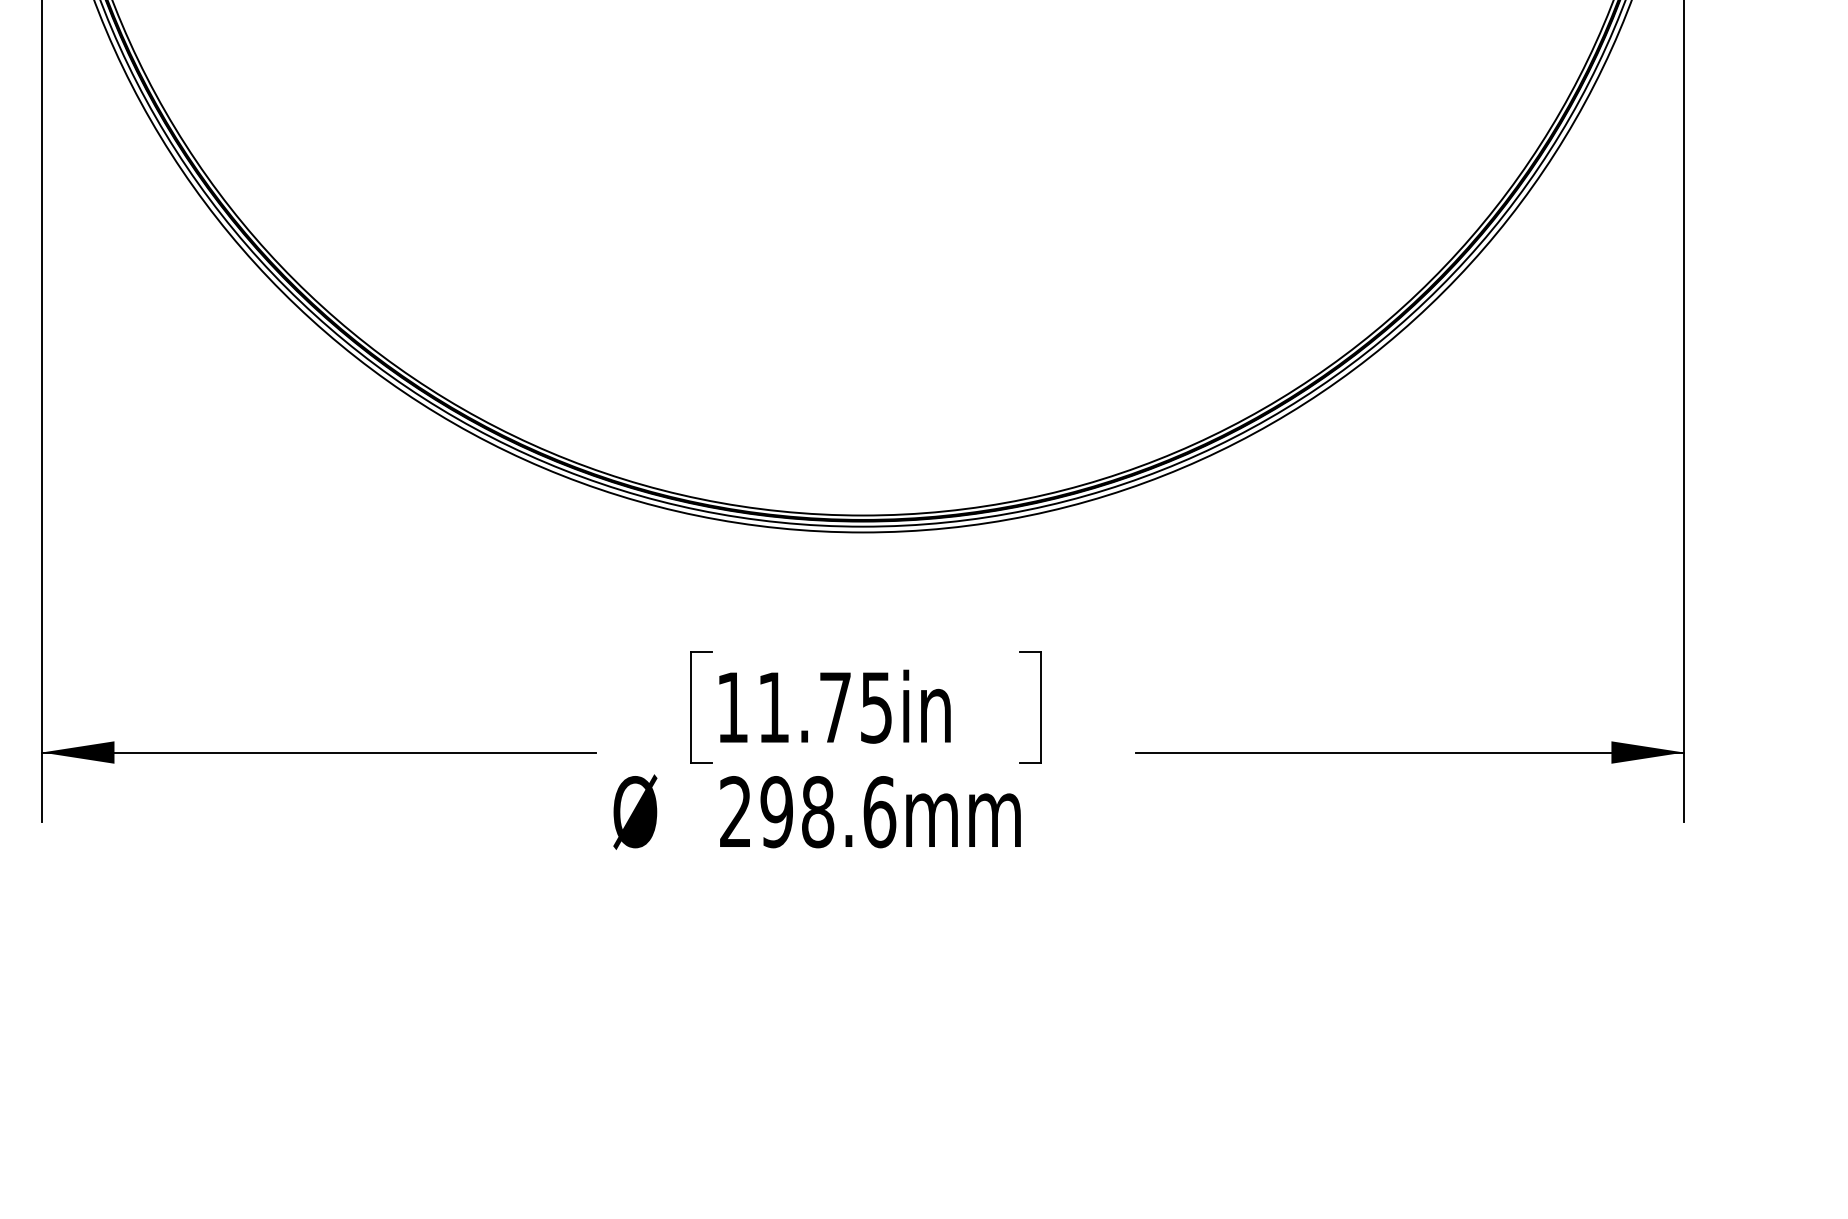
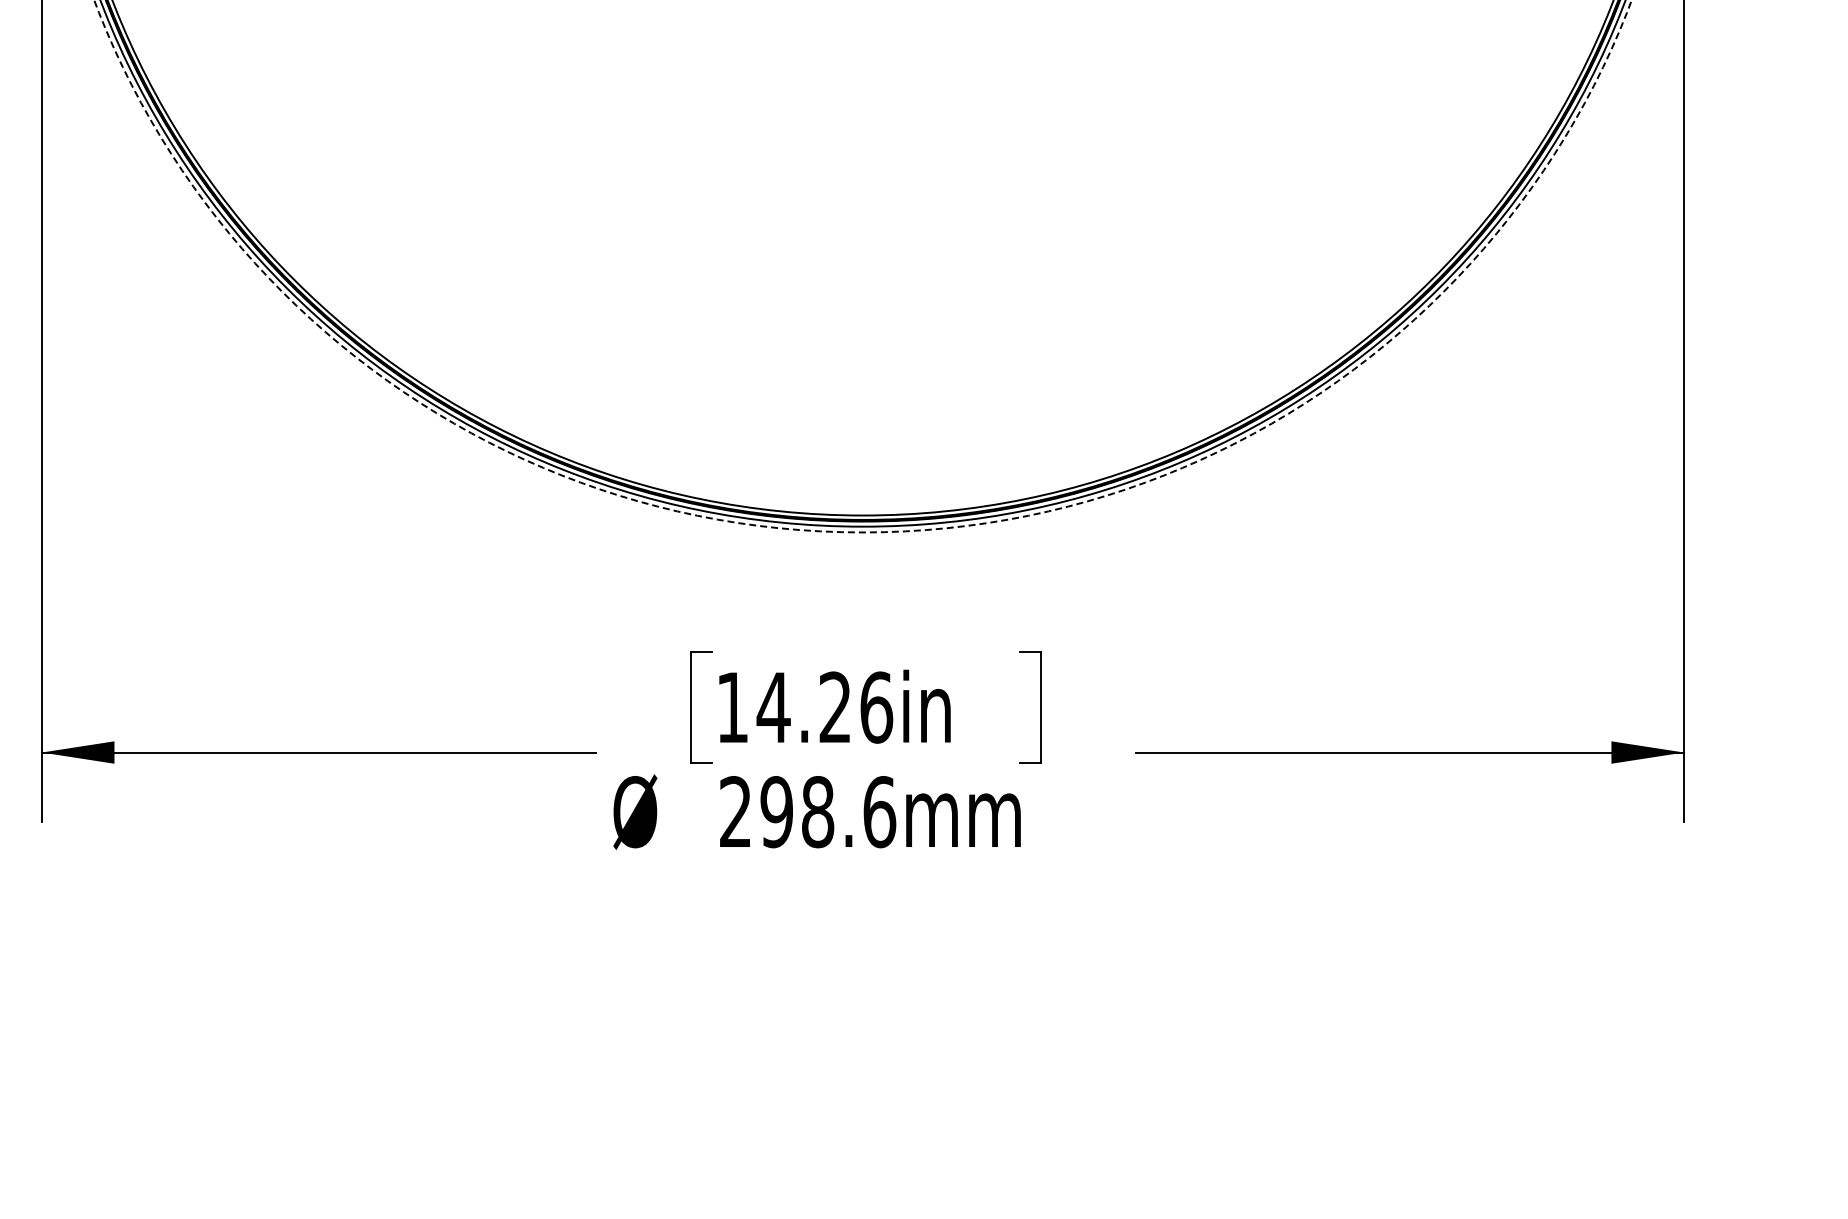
circle: solid -> dashed (862, 266)
text: 11.75in -> 14.26in (824, 707)
